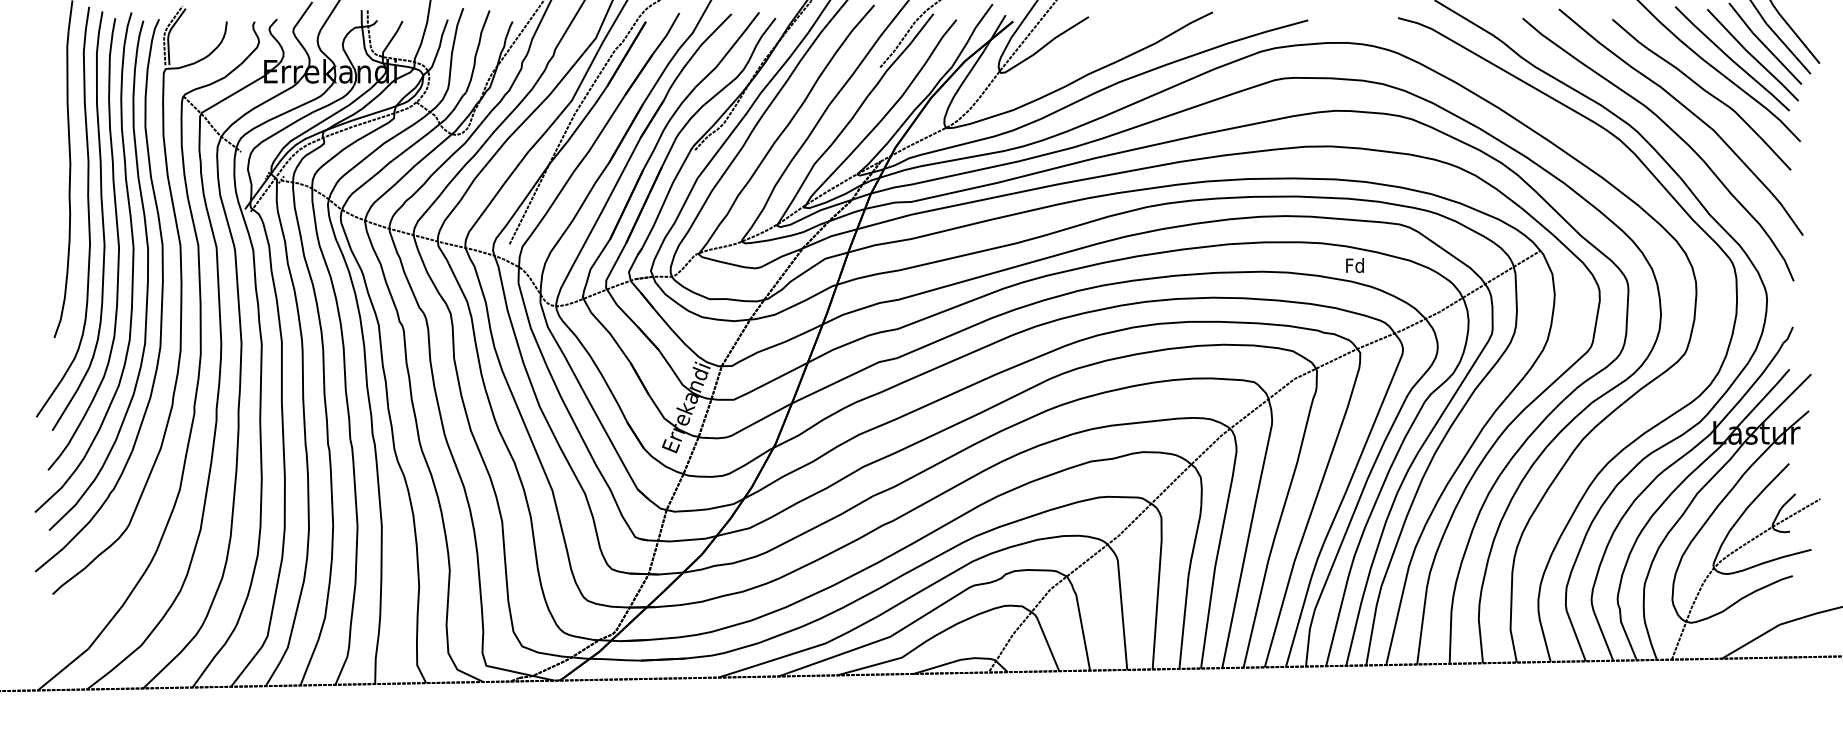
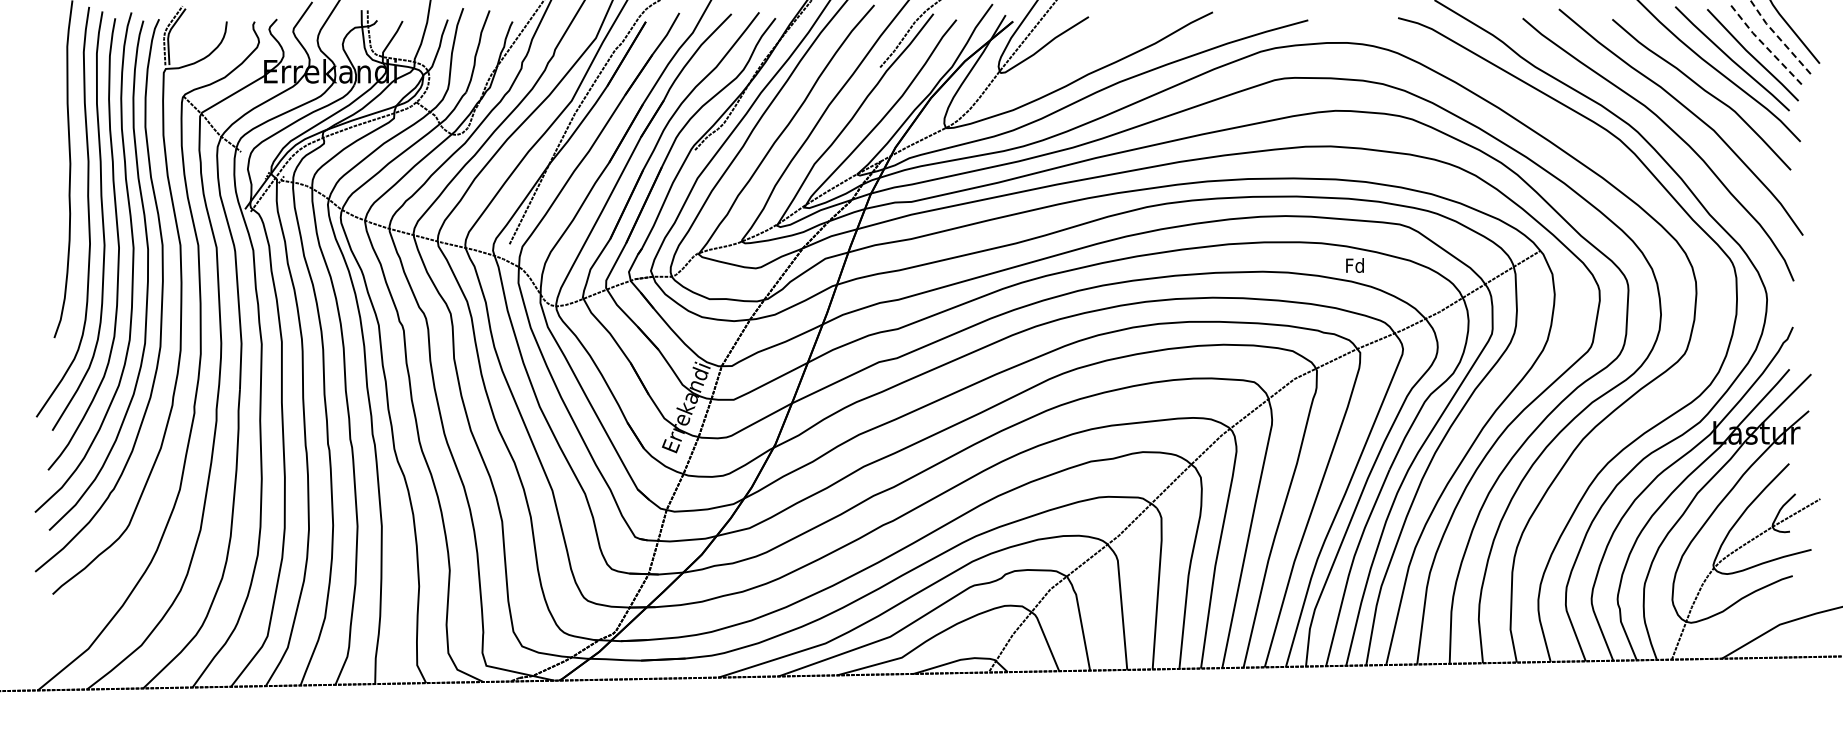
line: solid -> dashed (1778, 37)
line: solid -> dashed (1763, 43)
